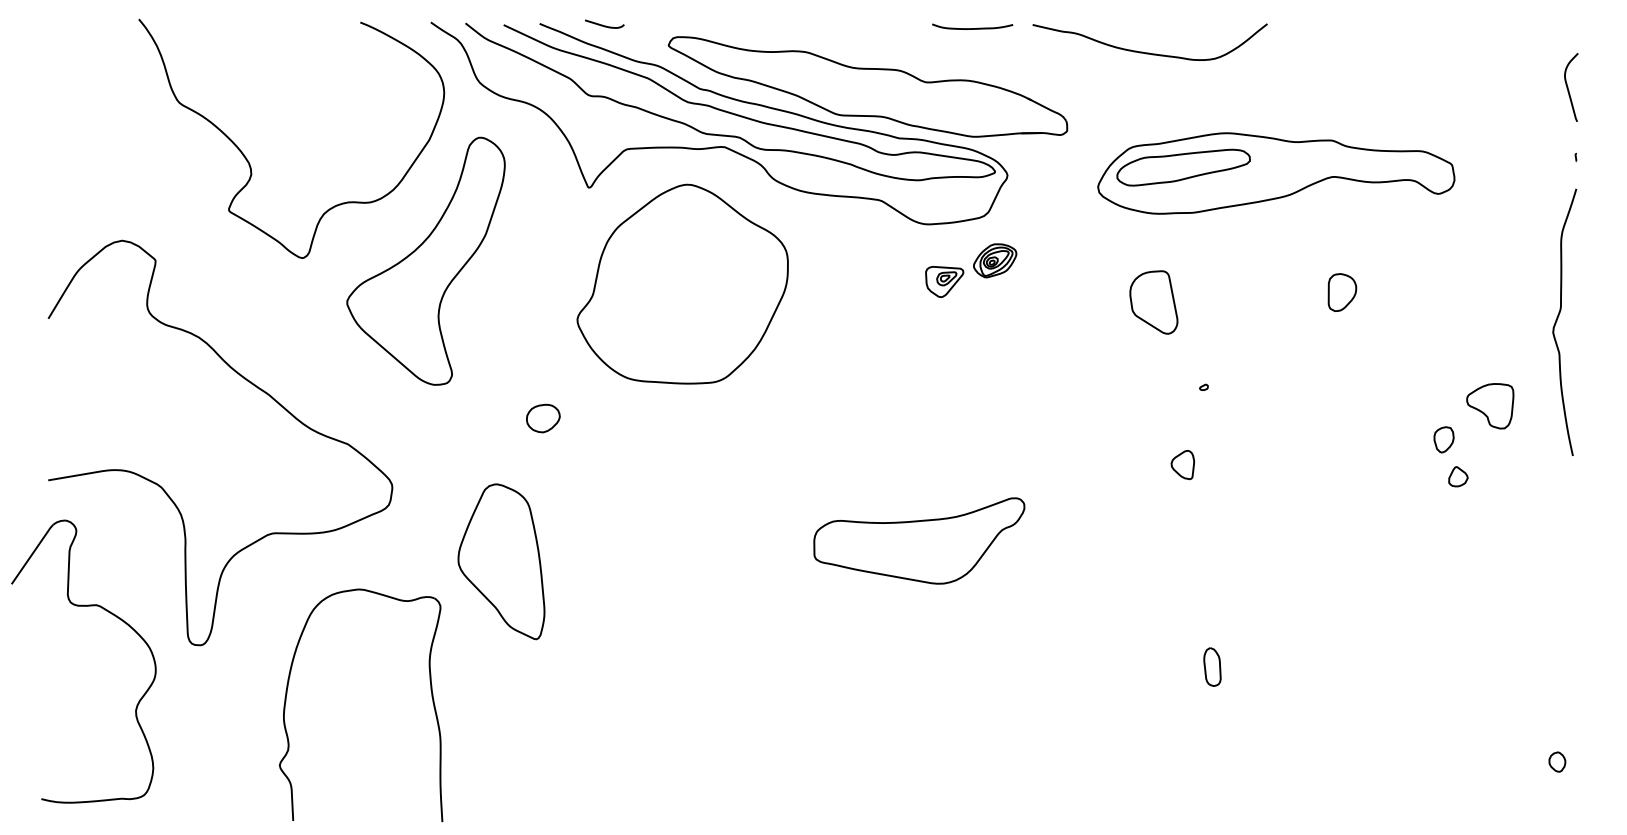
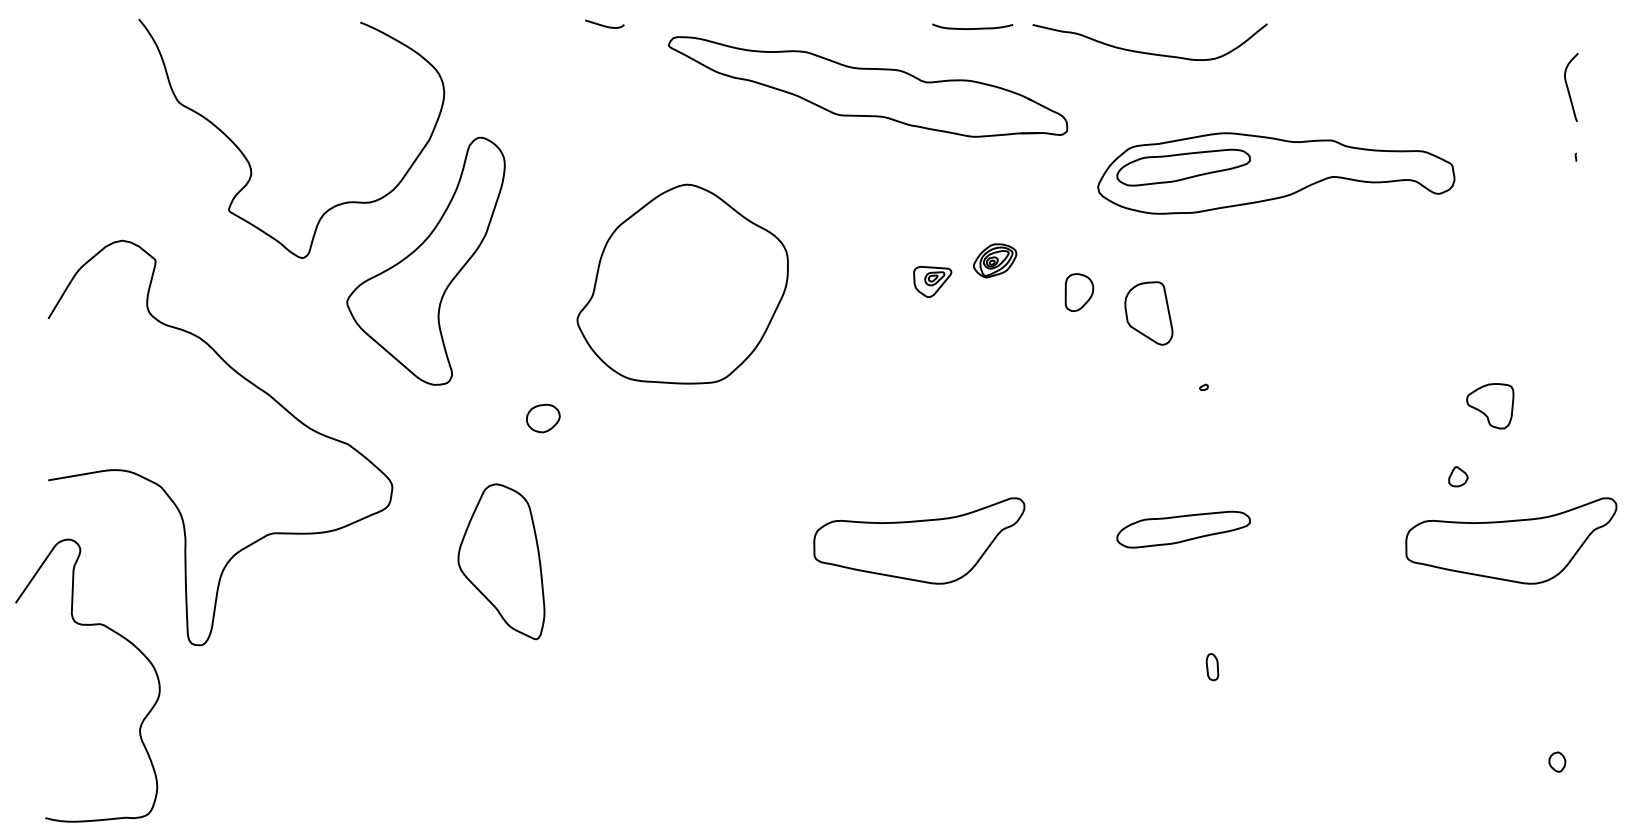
part: present -> none (719, 134)
part position: (944, 281) -> (932, 281) (932, 281)
part position: (1342, 292) -> (1079, 292) (1079, 292)
part position: (1153, 302) -> (1148, 313) (1148, 313)
curve: present -> none (1557, 321)
part: present -> none (1443, 439)
part: present -> none (1182, 465)
part: none -> present (1183, 529)
part: none -> present (1511, 540)
part position: (109, 613) -> (113, 632) (113, 632)
part size: 19x40 px -> 15x29 px (1212, 667)
part: present -> none (431, 697)
